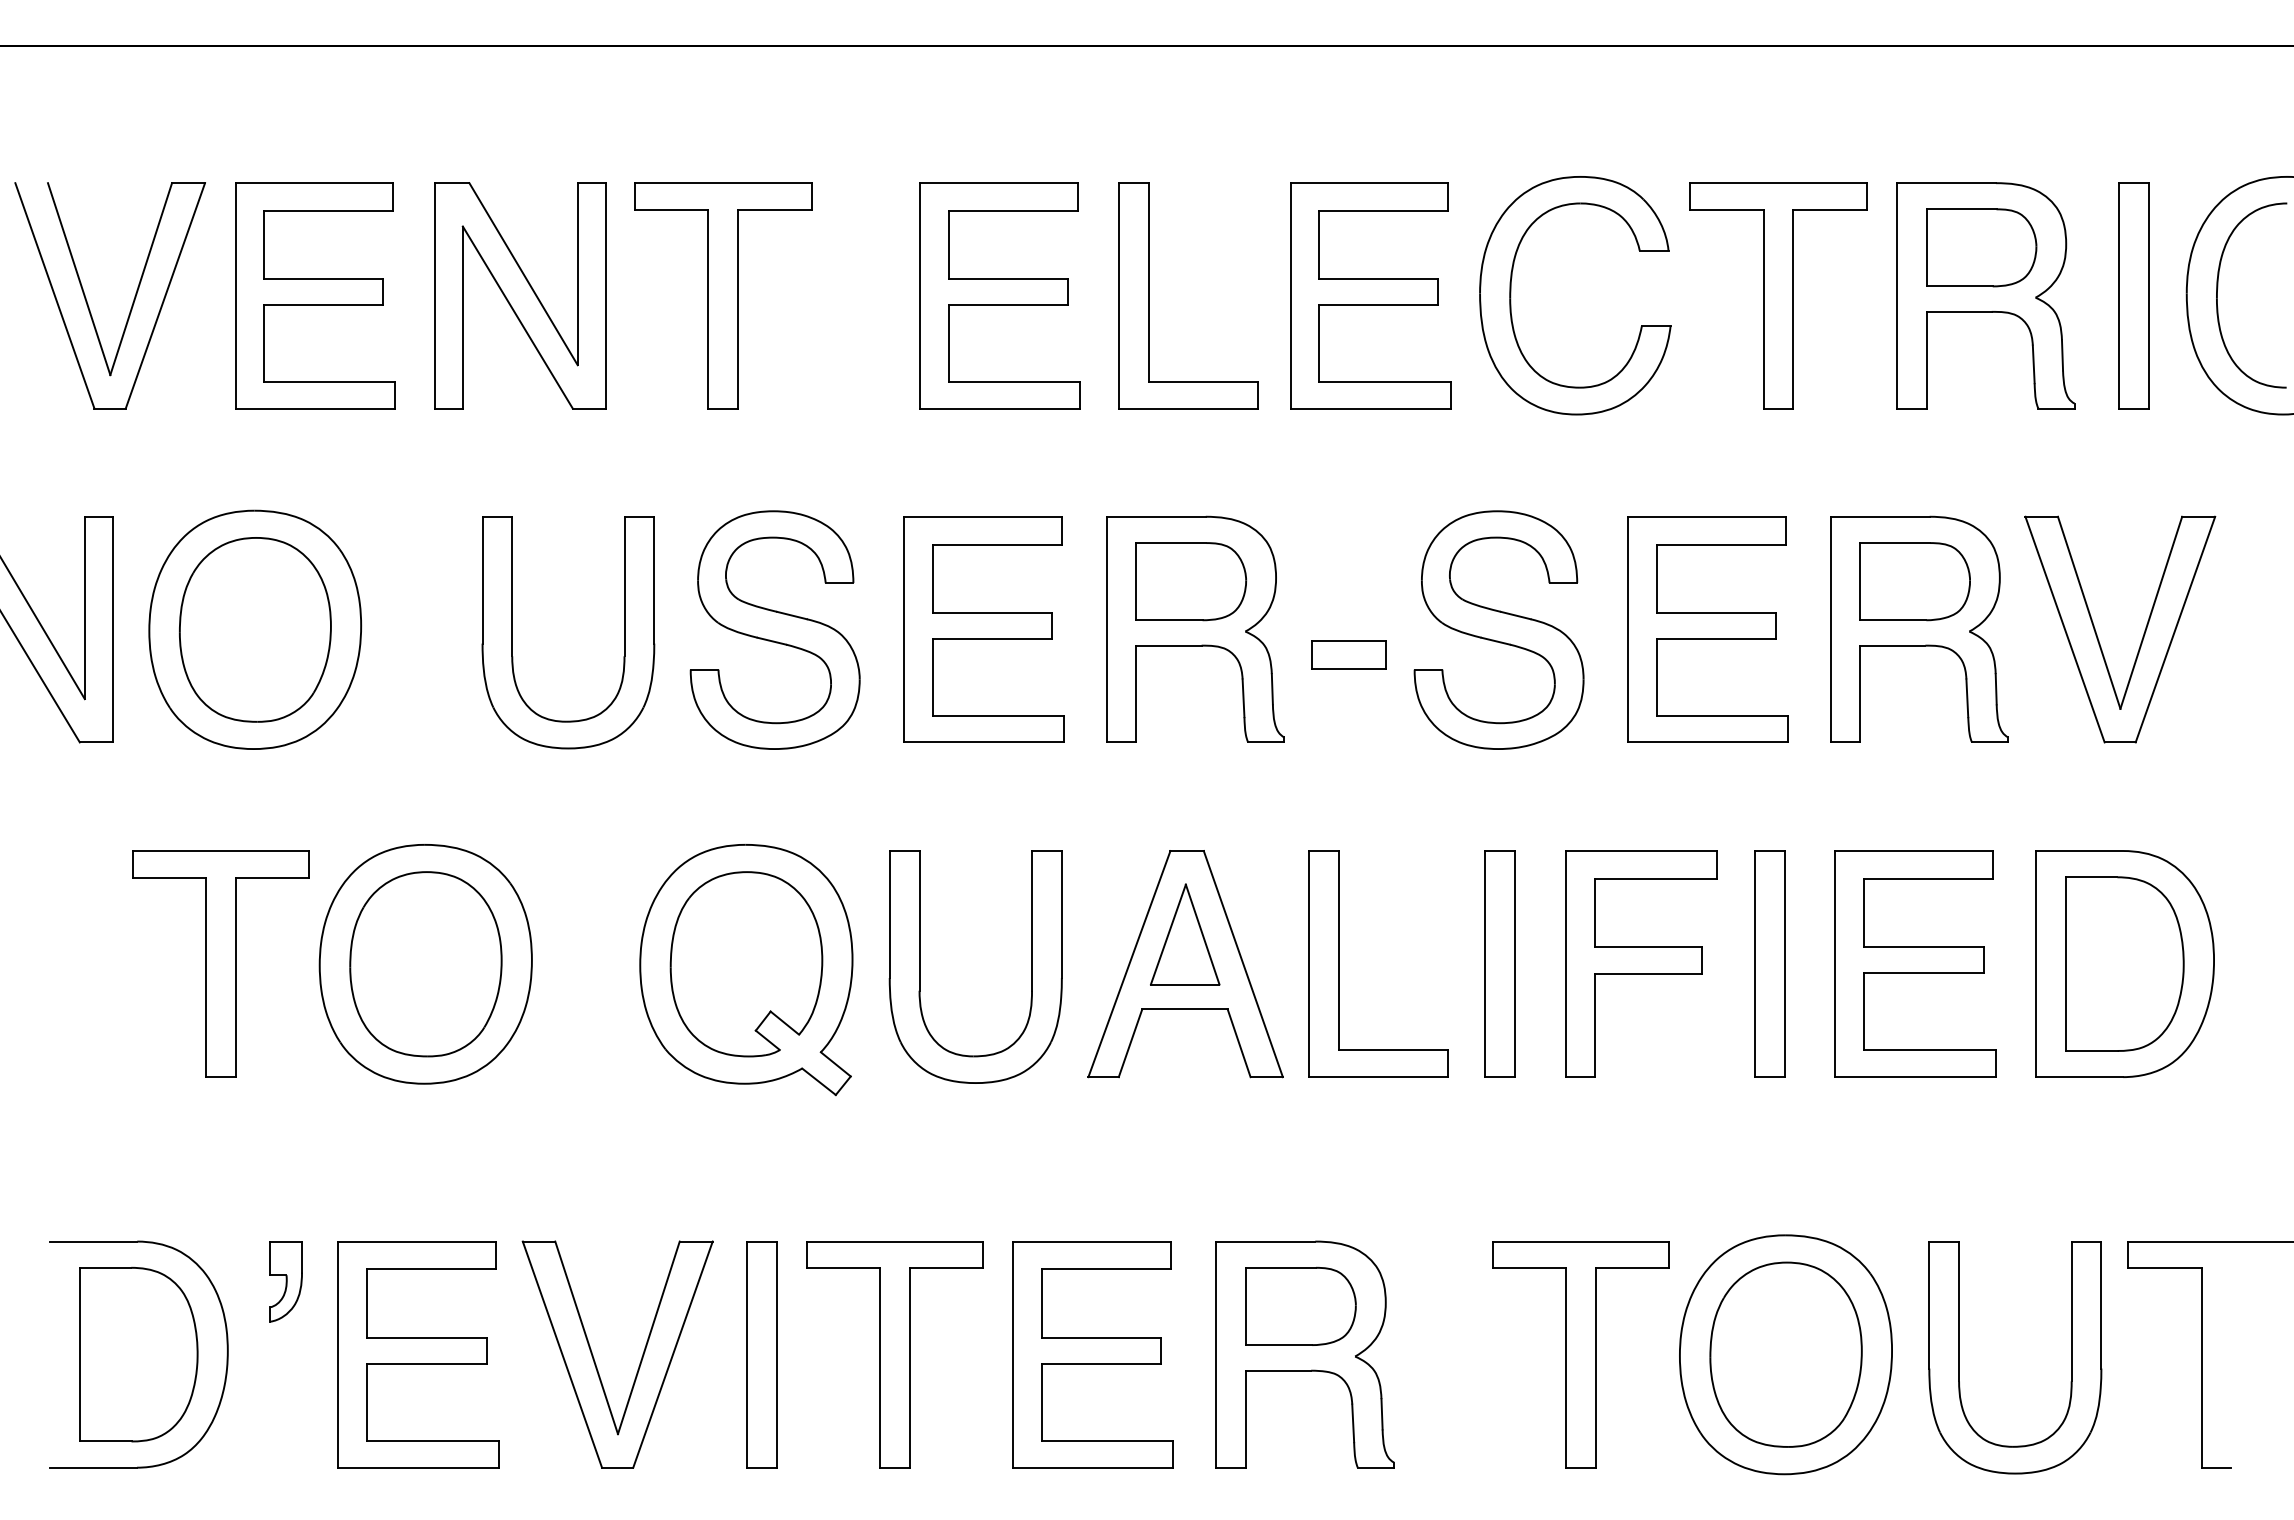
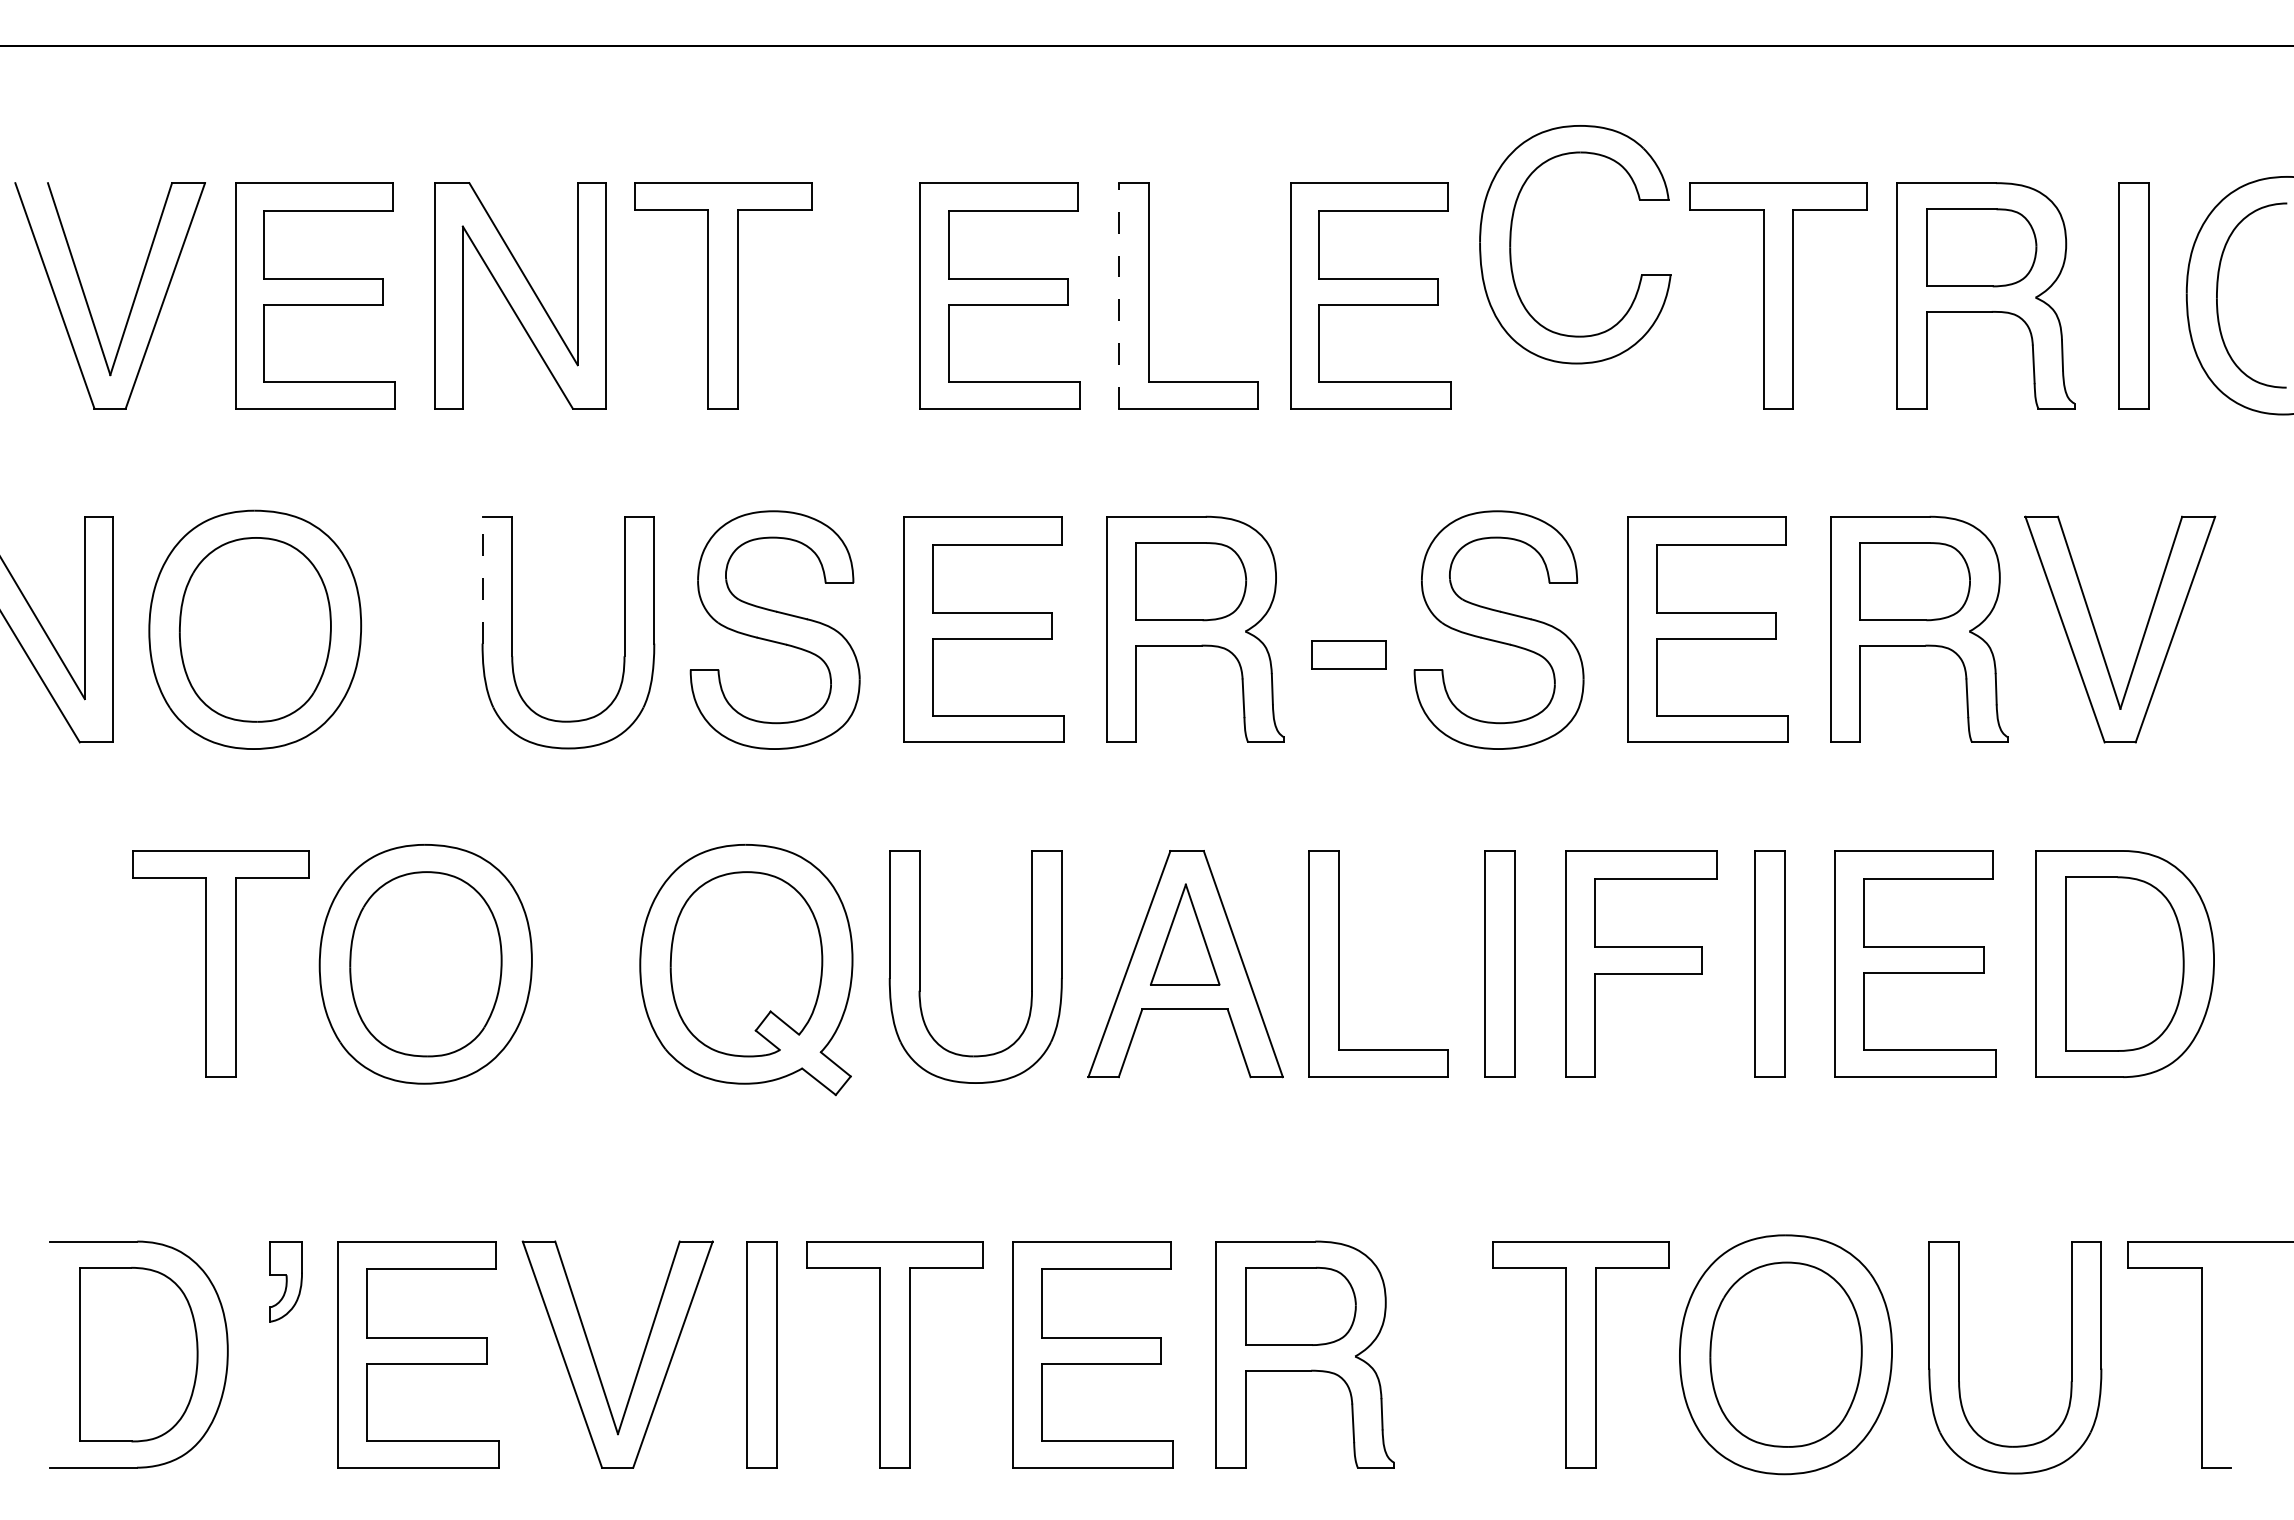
line: solid -> dashed (1119, 295)
part position: (1511, 295) -> (1511, 244) (1511, 244)
line: solid -> dashed (482, 579)
